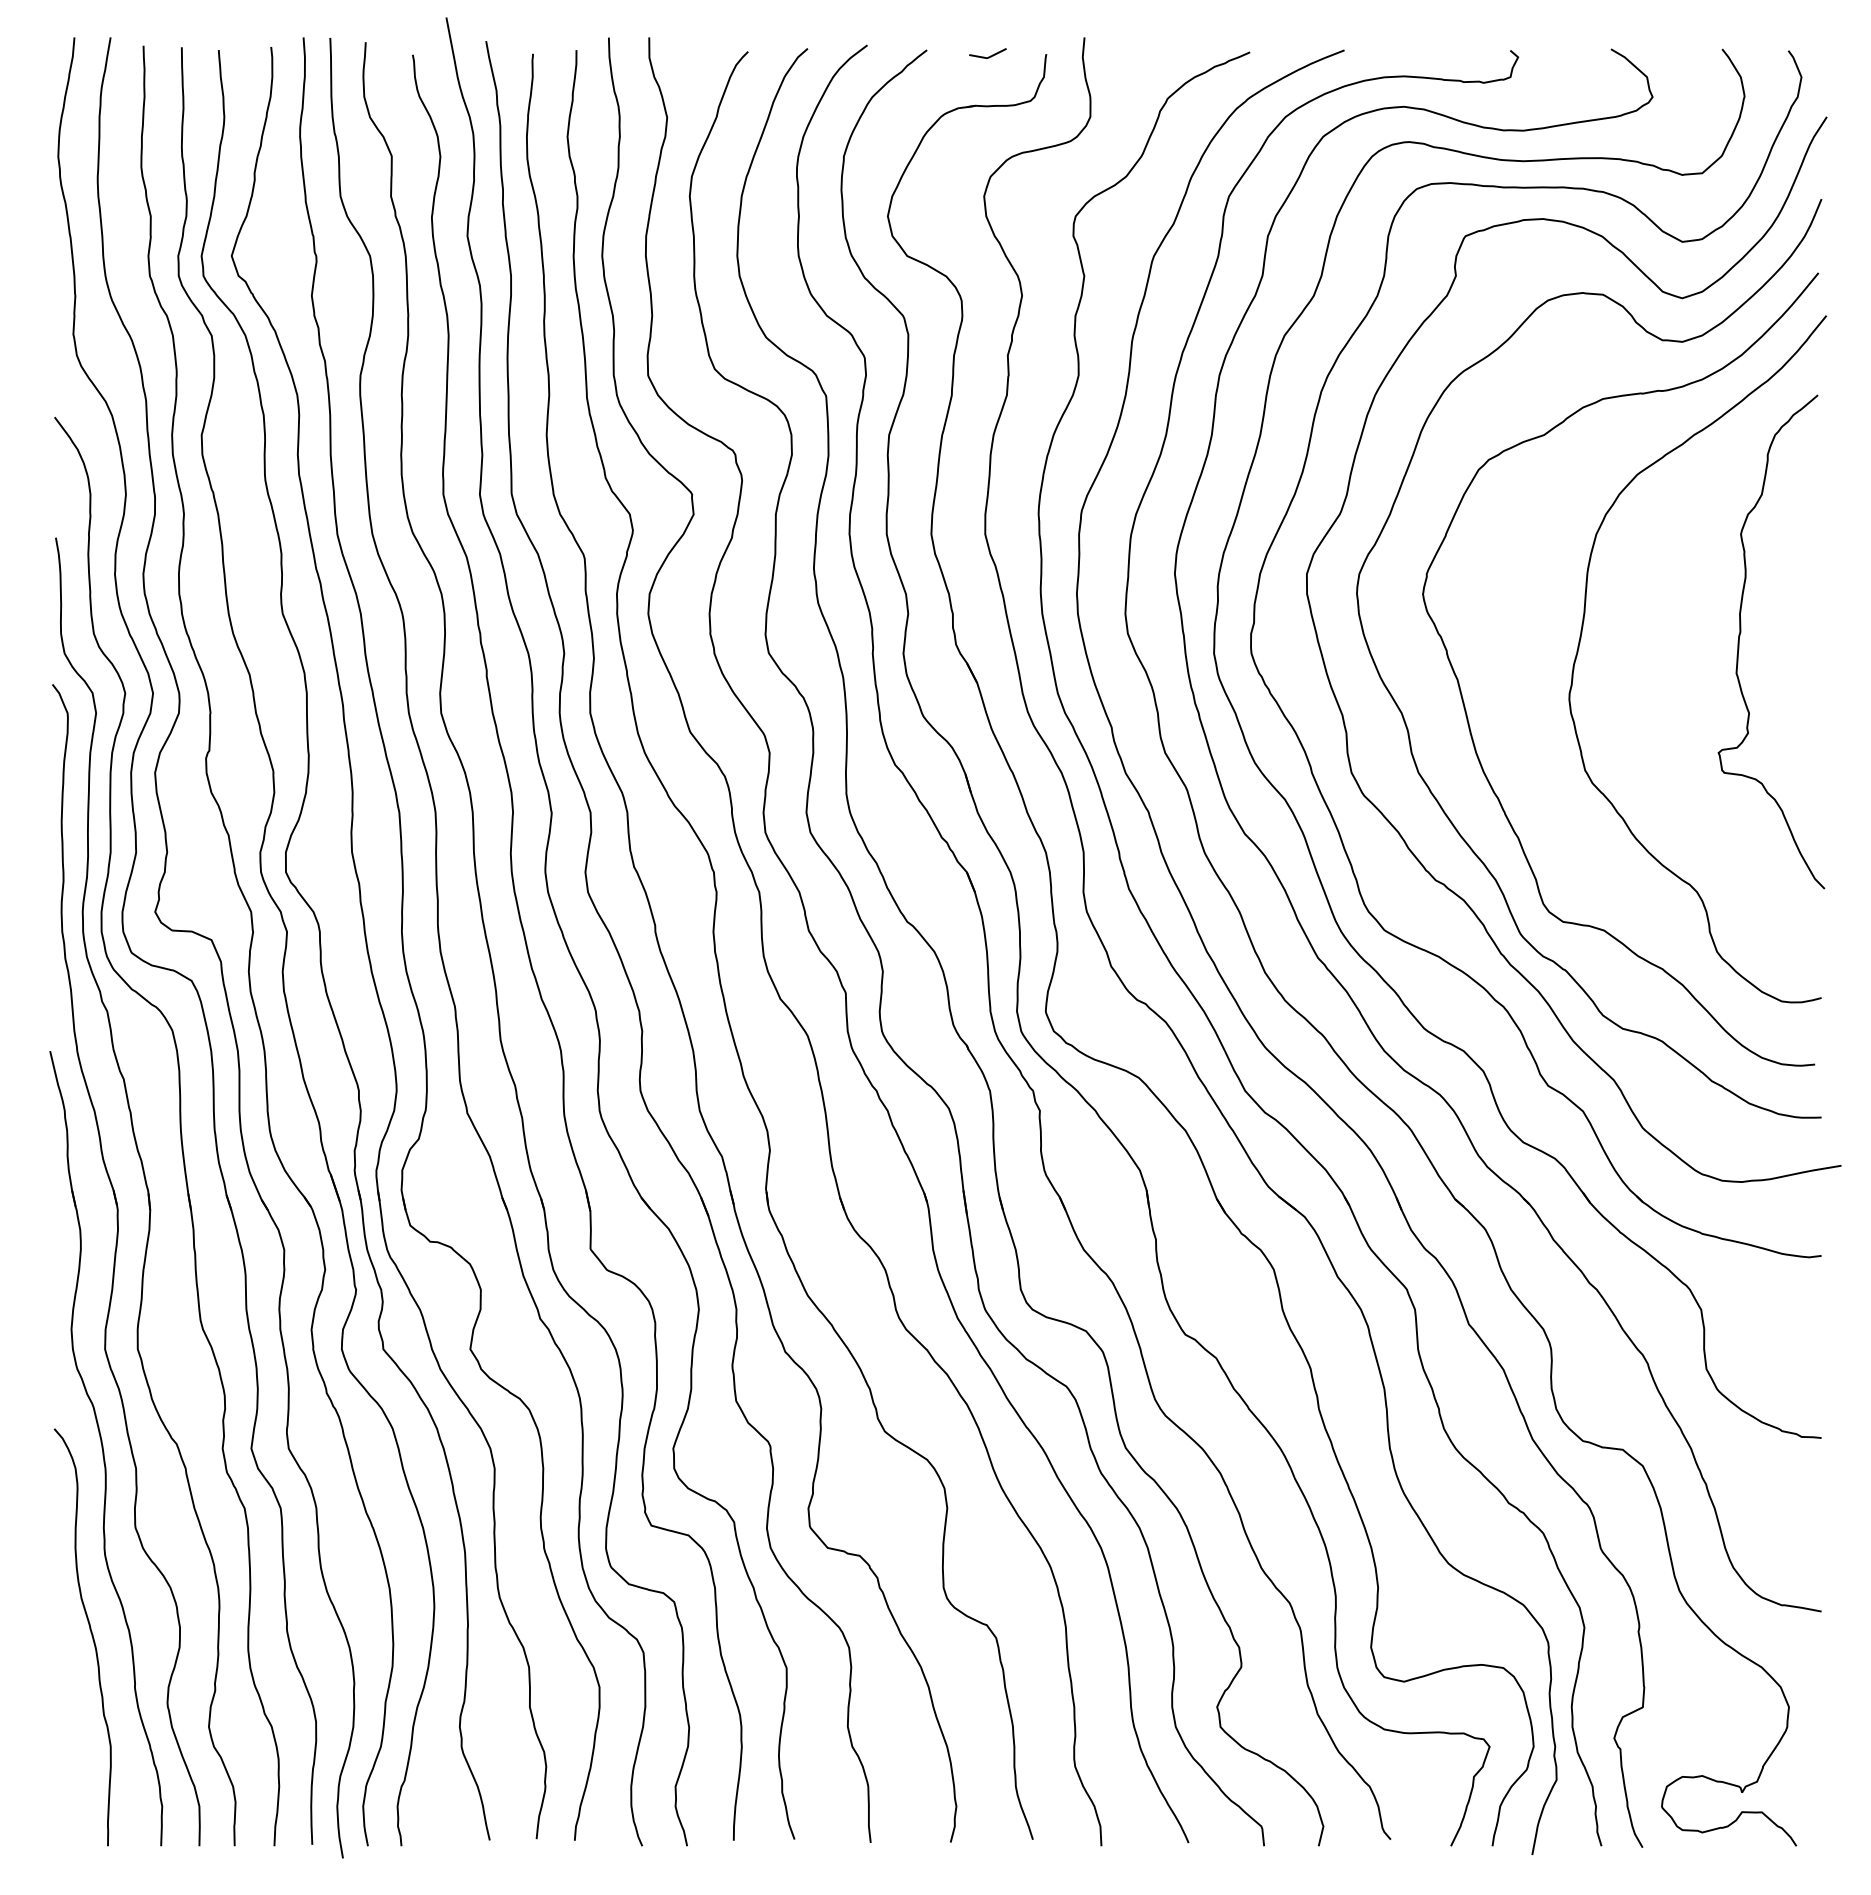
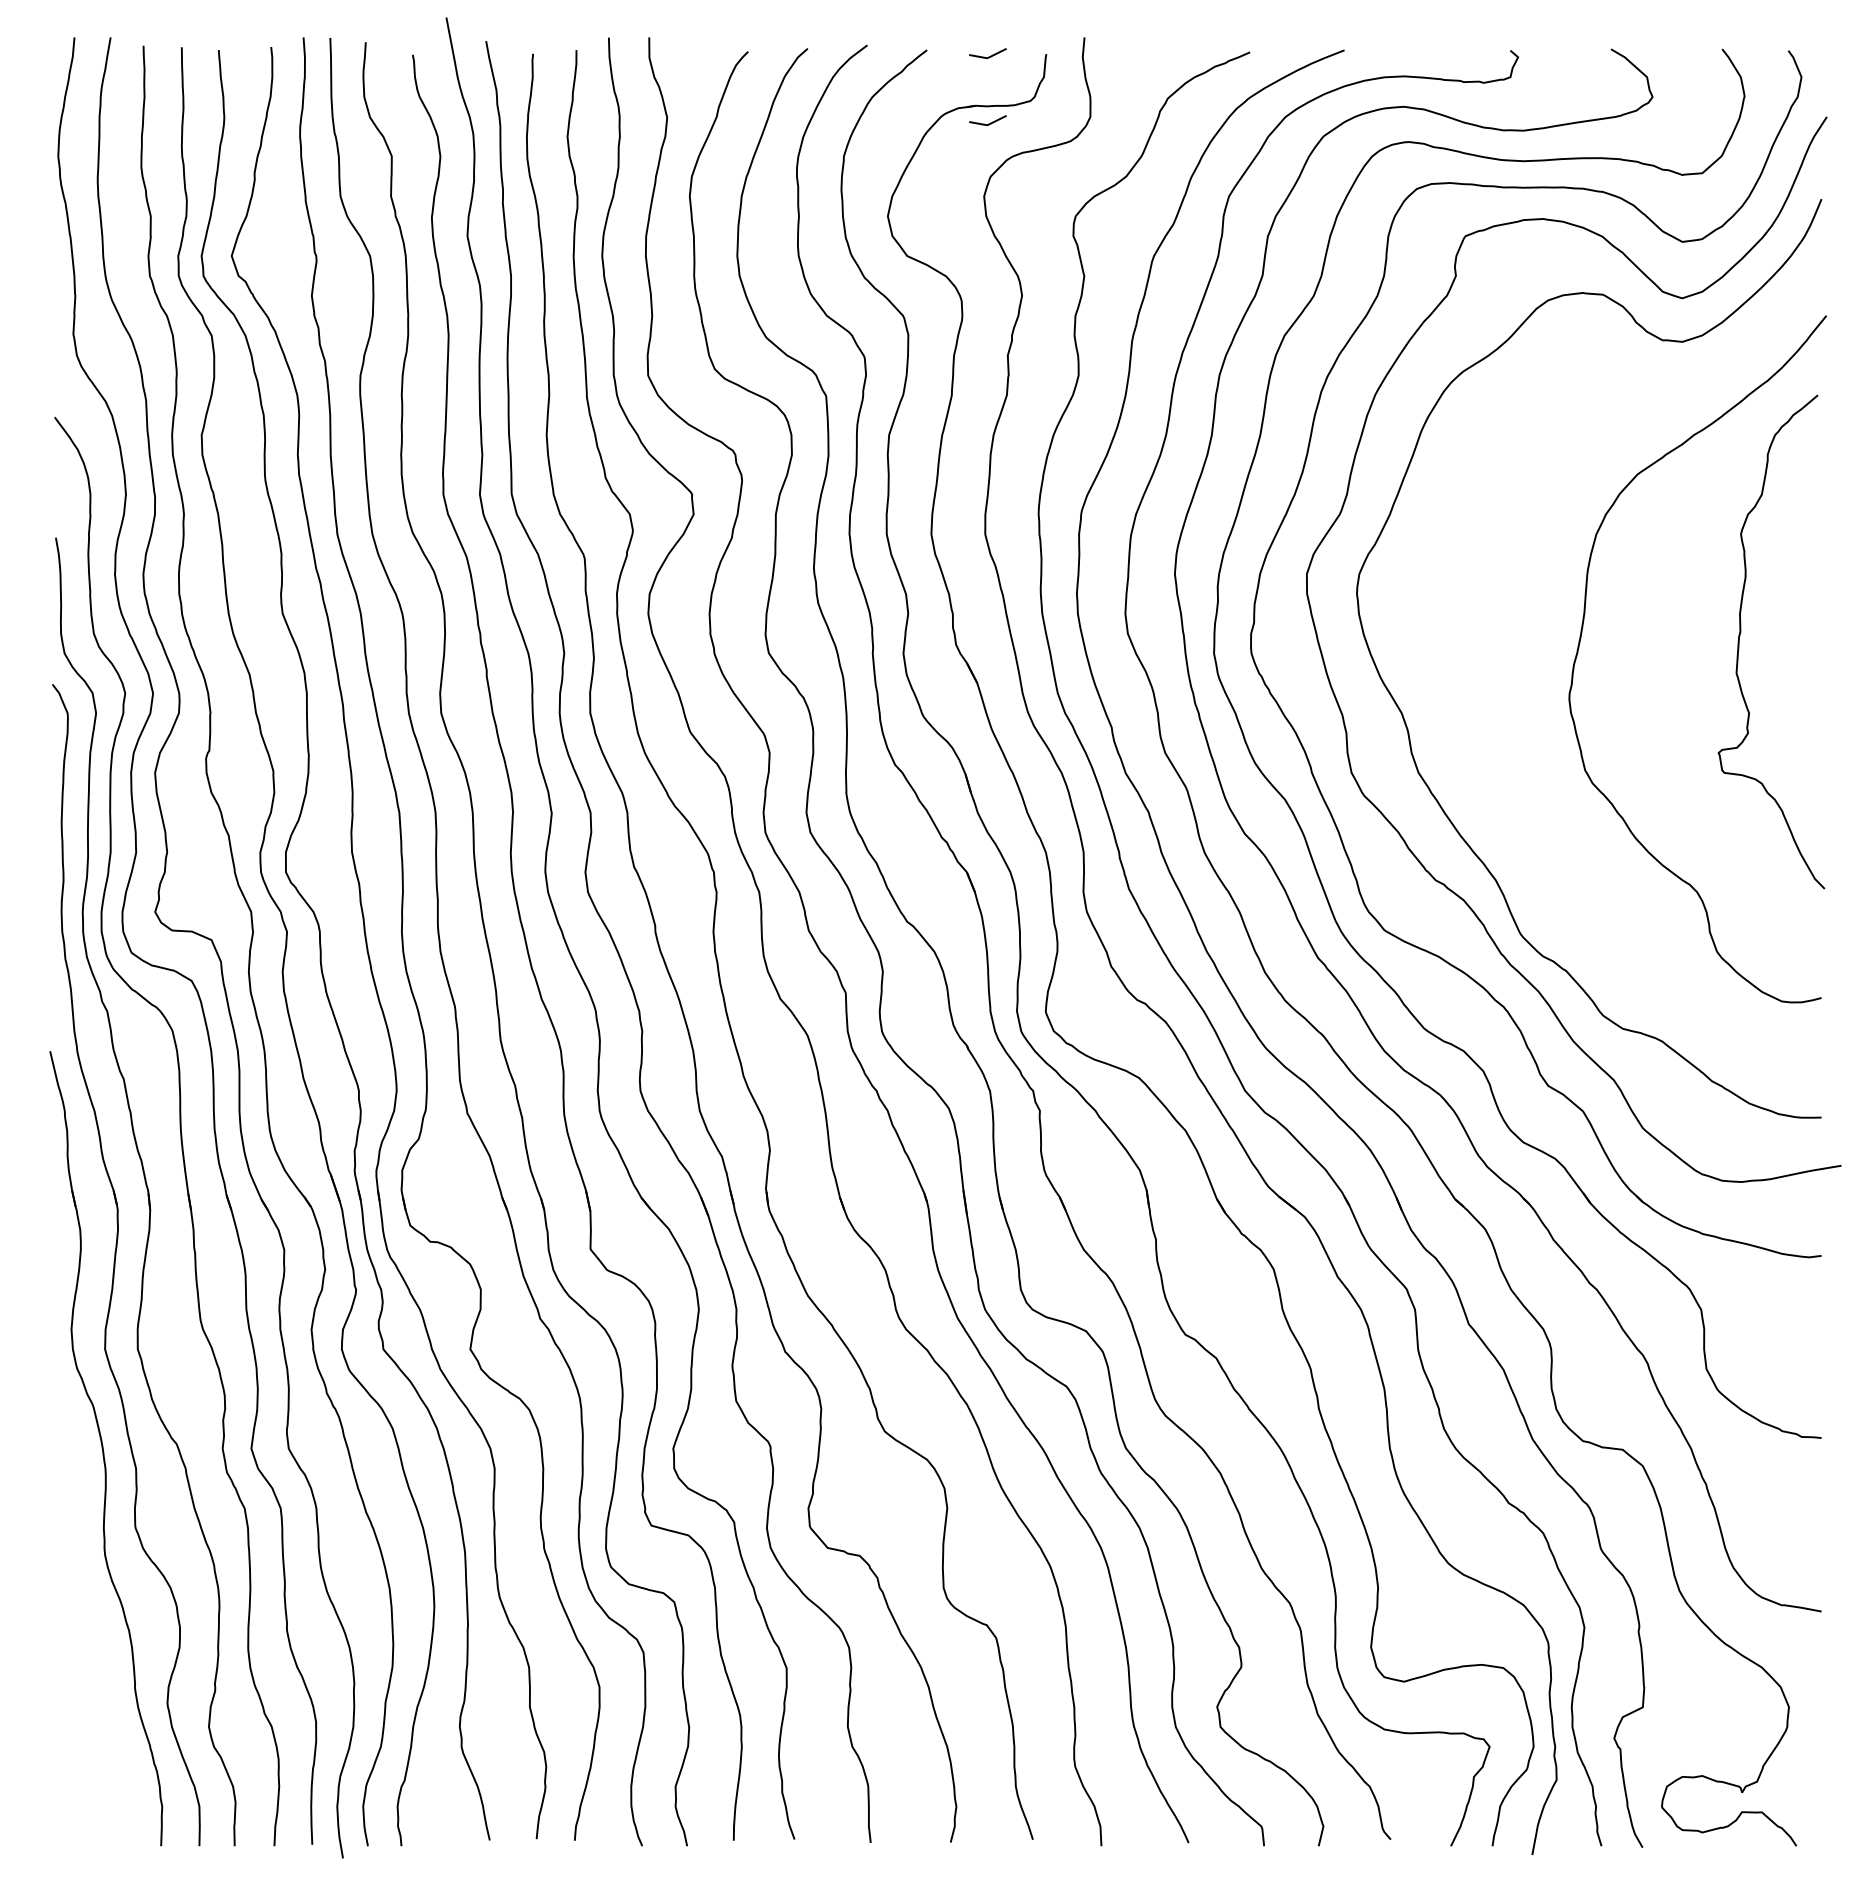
line: none -> present (988, 123)
curve: present -> none (1465, 706)
curve: present -> none (91, 1636)
